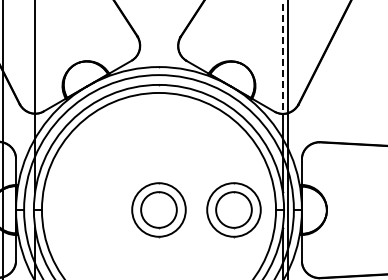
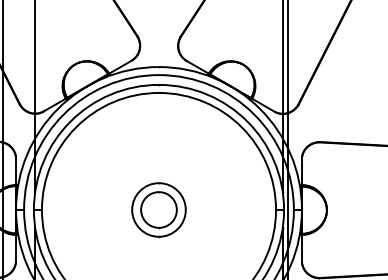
line: dashed -> solid (282, 57)
part: present -> none (233, 210)
